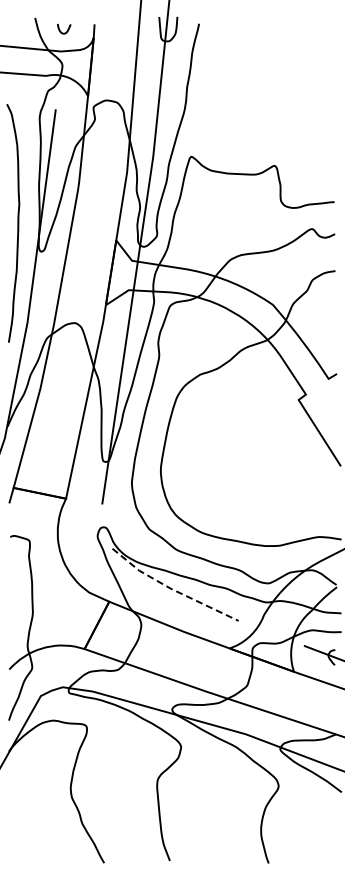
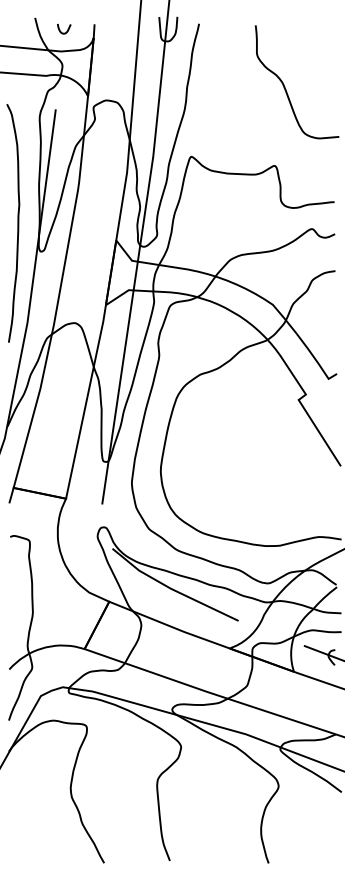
curve: none -> present (285, 86)
line: dashed -> solid (172, 589)
